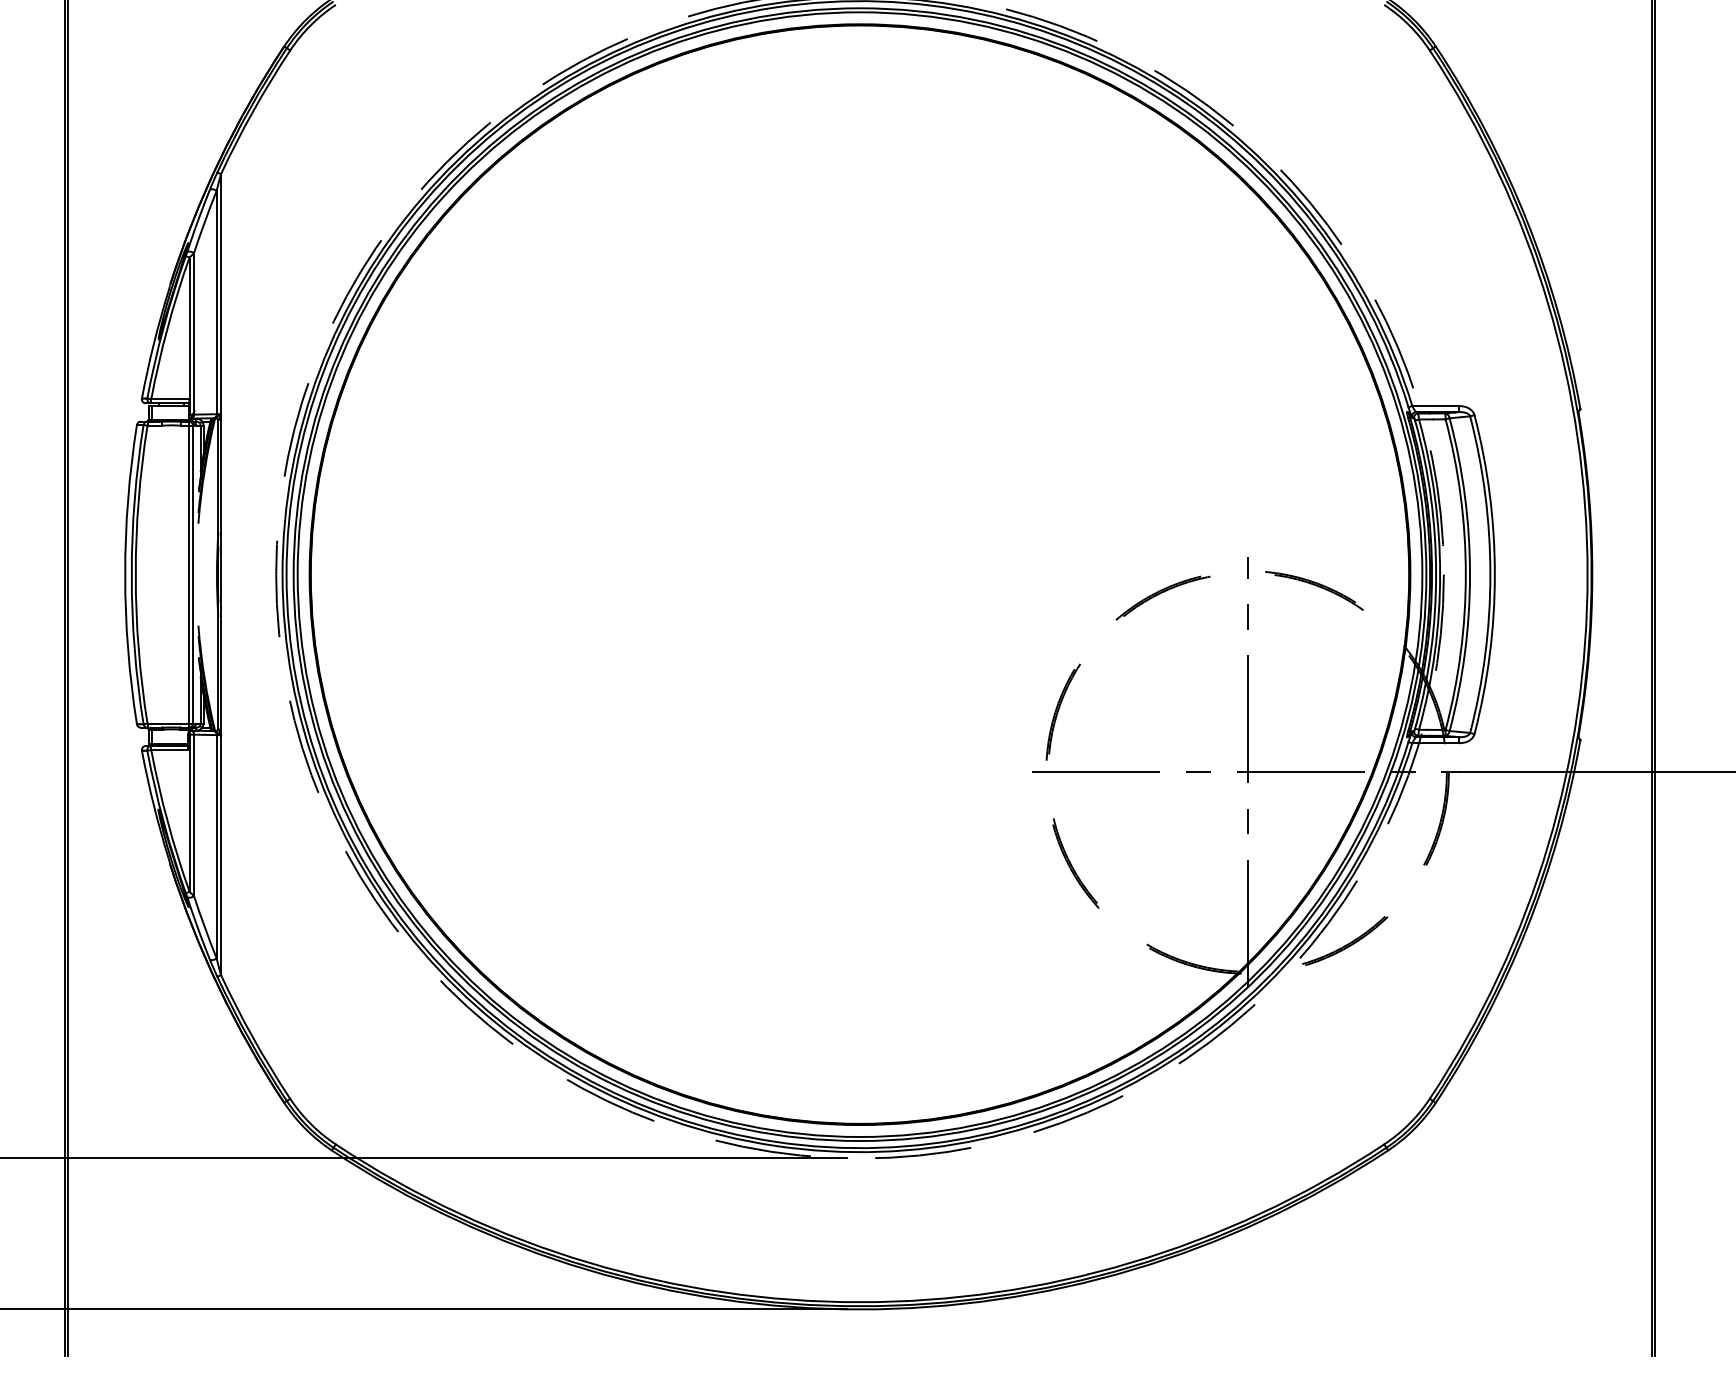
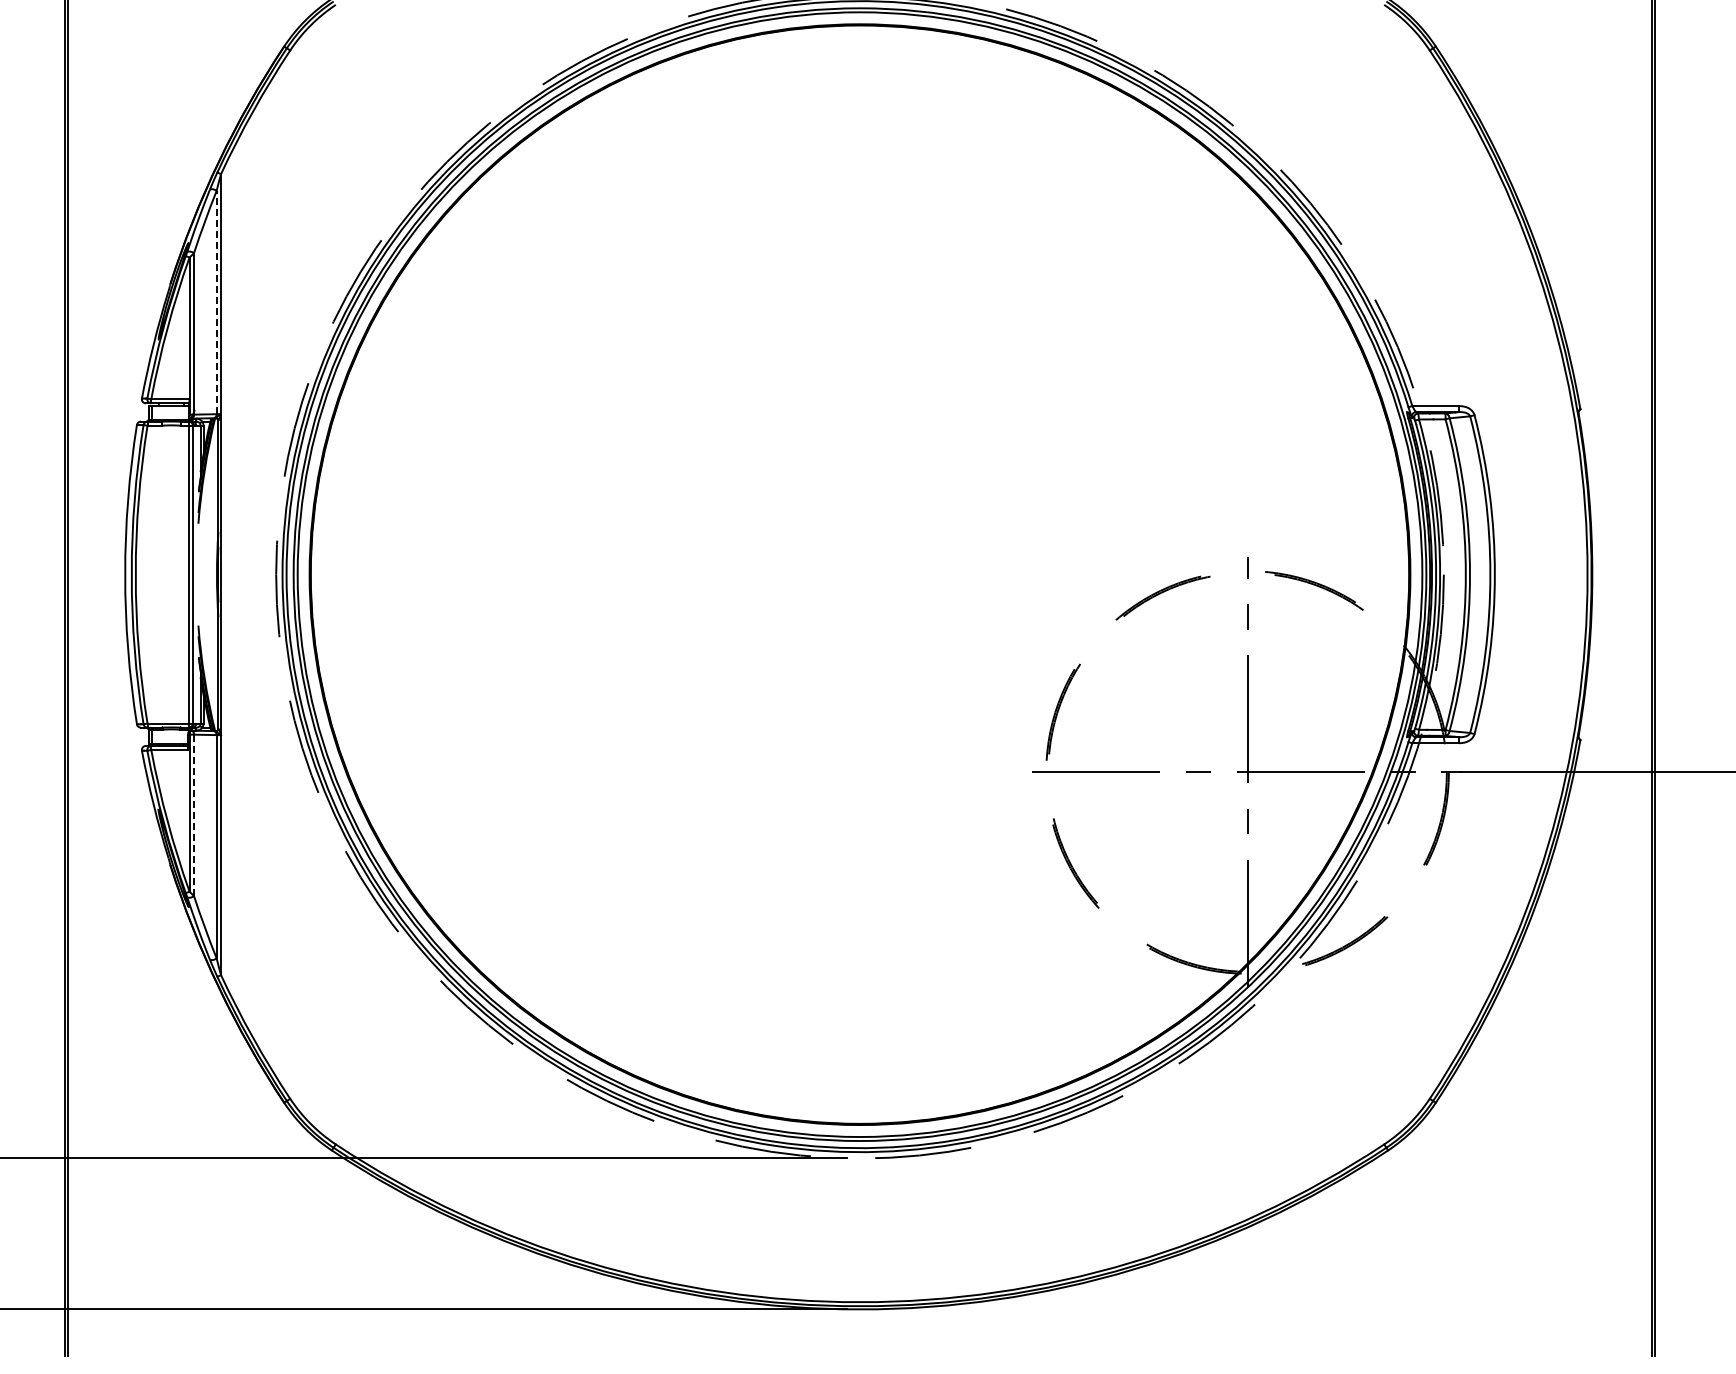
line: solid -> dashed (216, 302)
line: solid -> dashed (194, 815)
